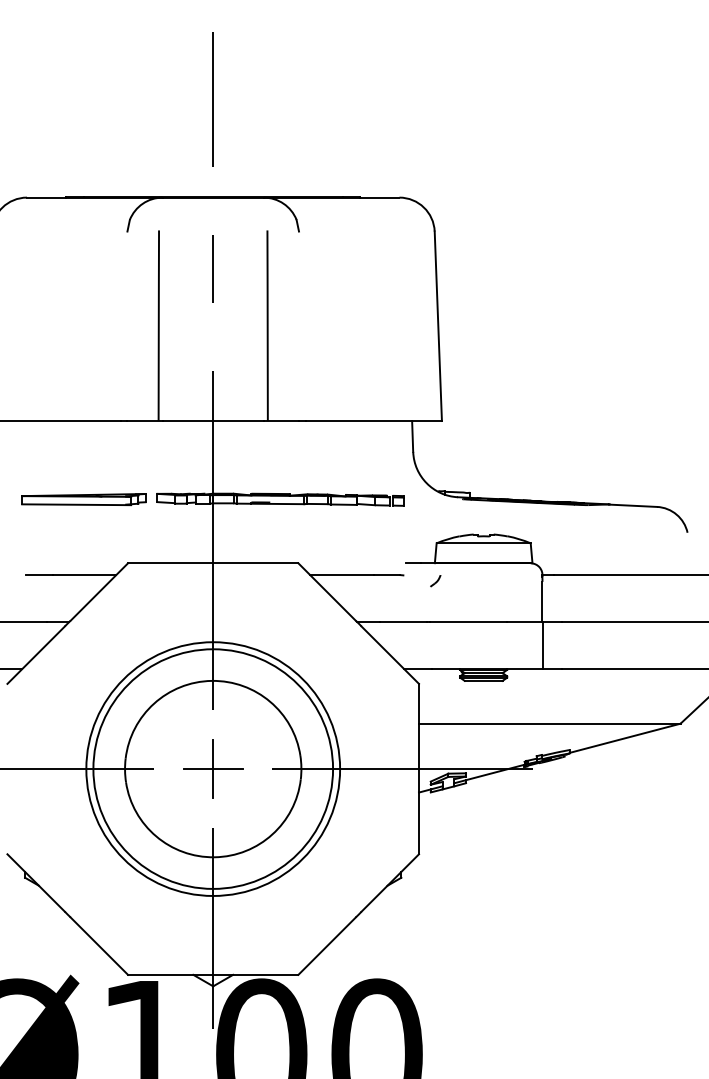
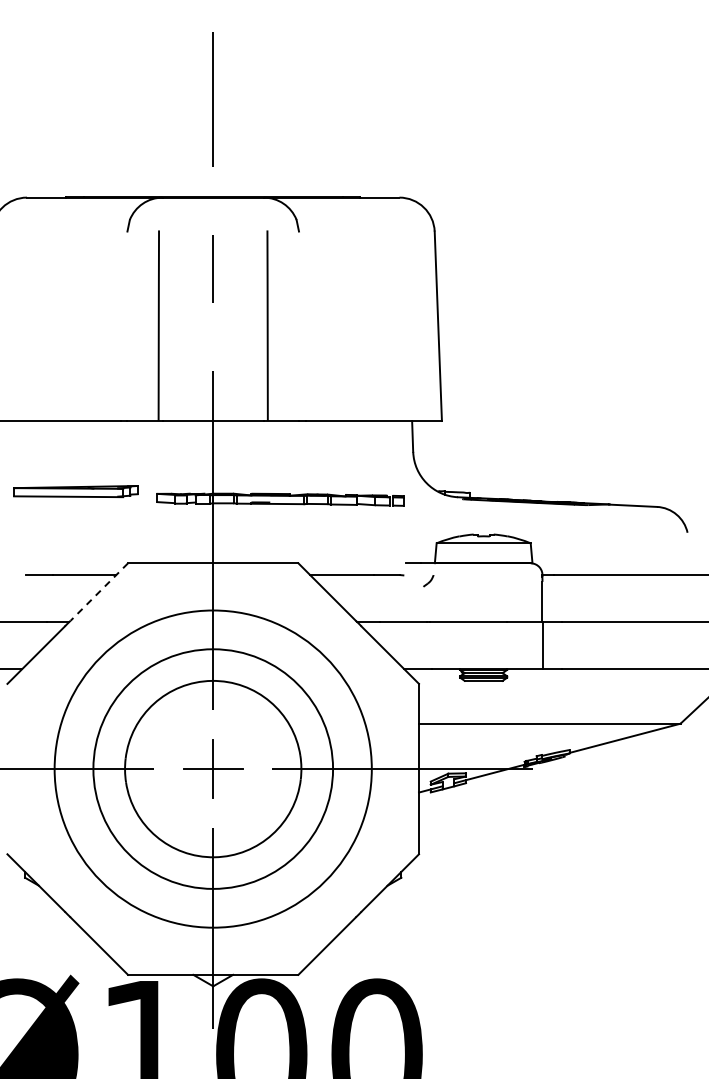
part position: (83, 499) -> (75, 491) (75, 491)
part position: (435, 581) -> (428, 581) (428, 581)
line: solid -> dashed (99, 592)
circle diameter: 254 px -> 317 px (212, 768)
